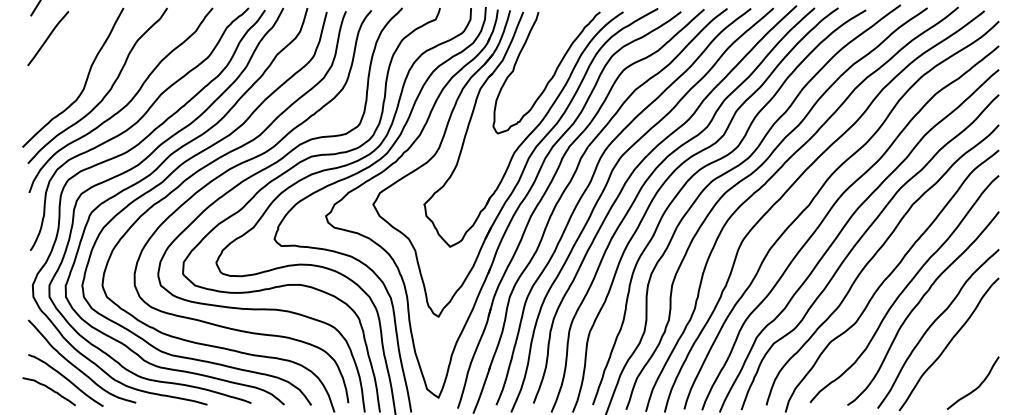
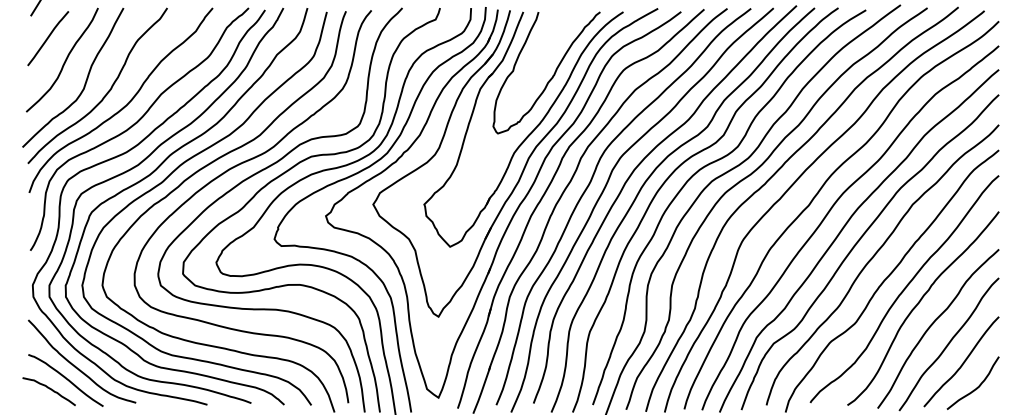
curve: none -> present (64, 60)
curve: none -> present (962, 362)
